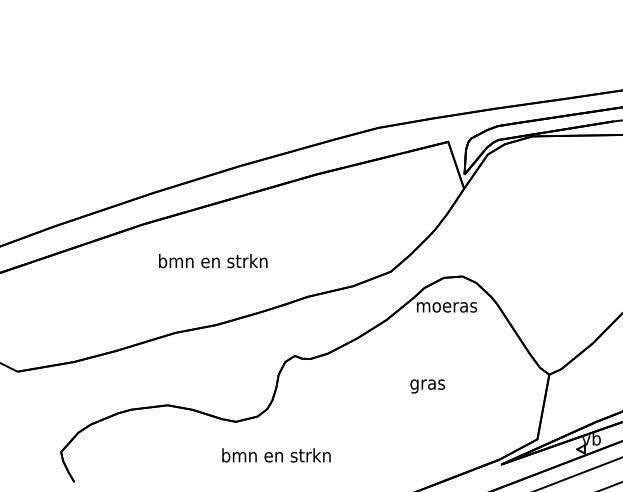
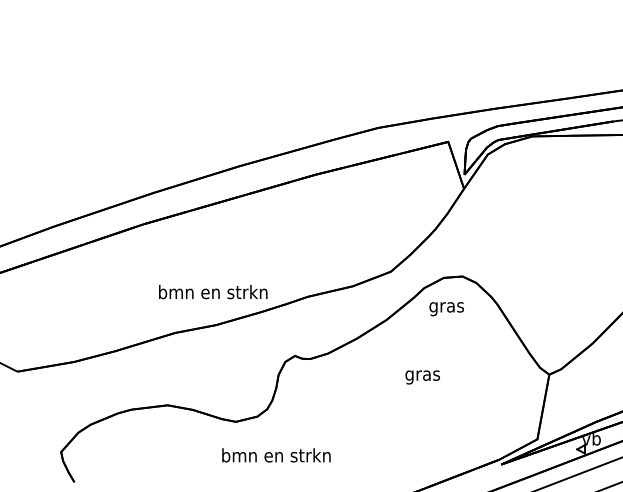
text position: (213, 261) -> (213, 292) (213, 292)
text: moeras -> gras (447, 309)
text position: (427, 386) -> (422, 377) (422, 377)
